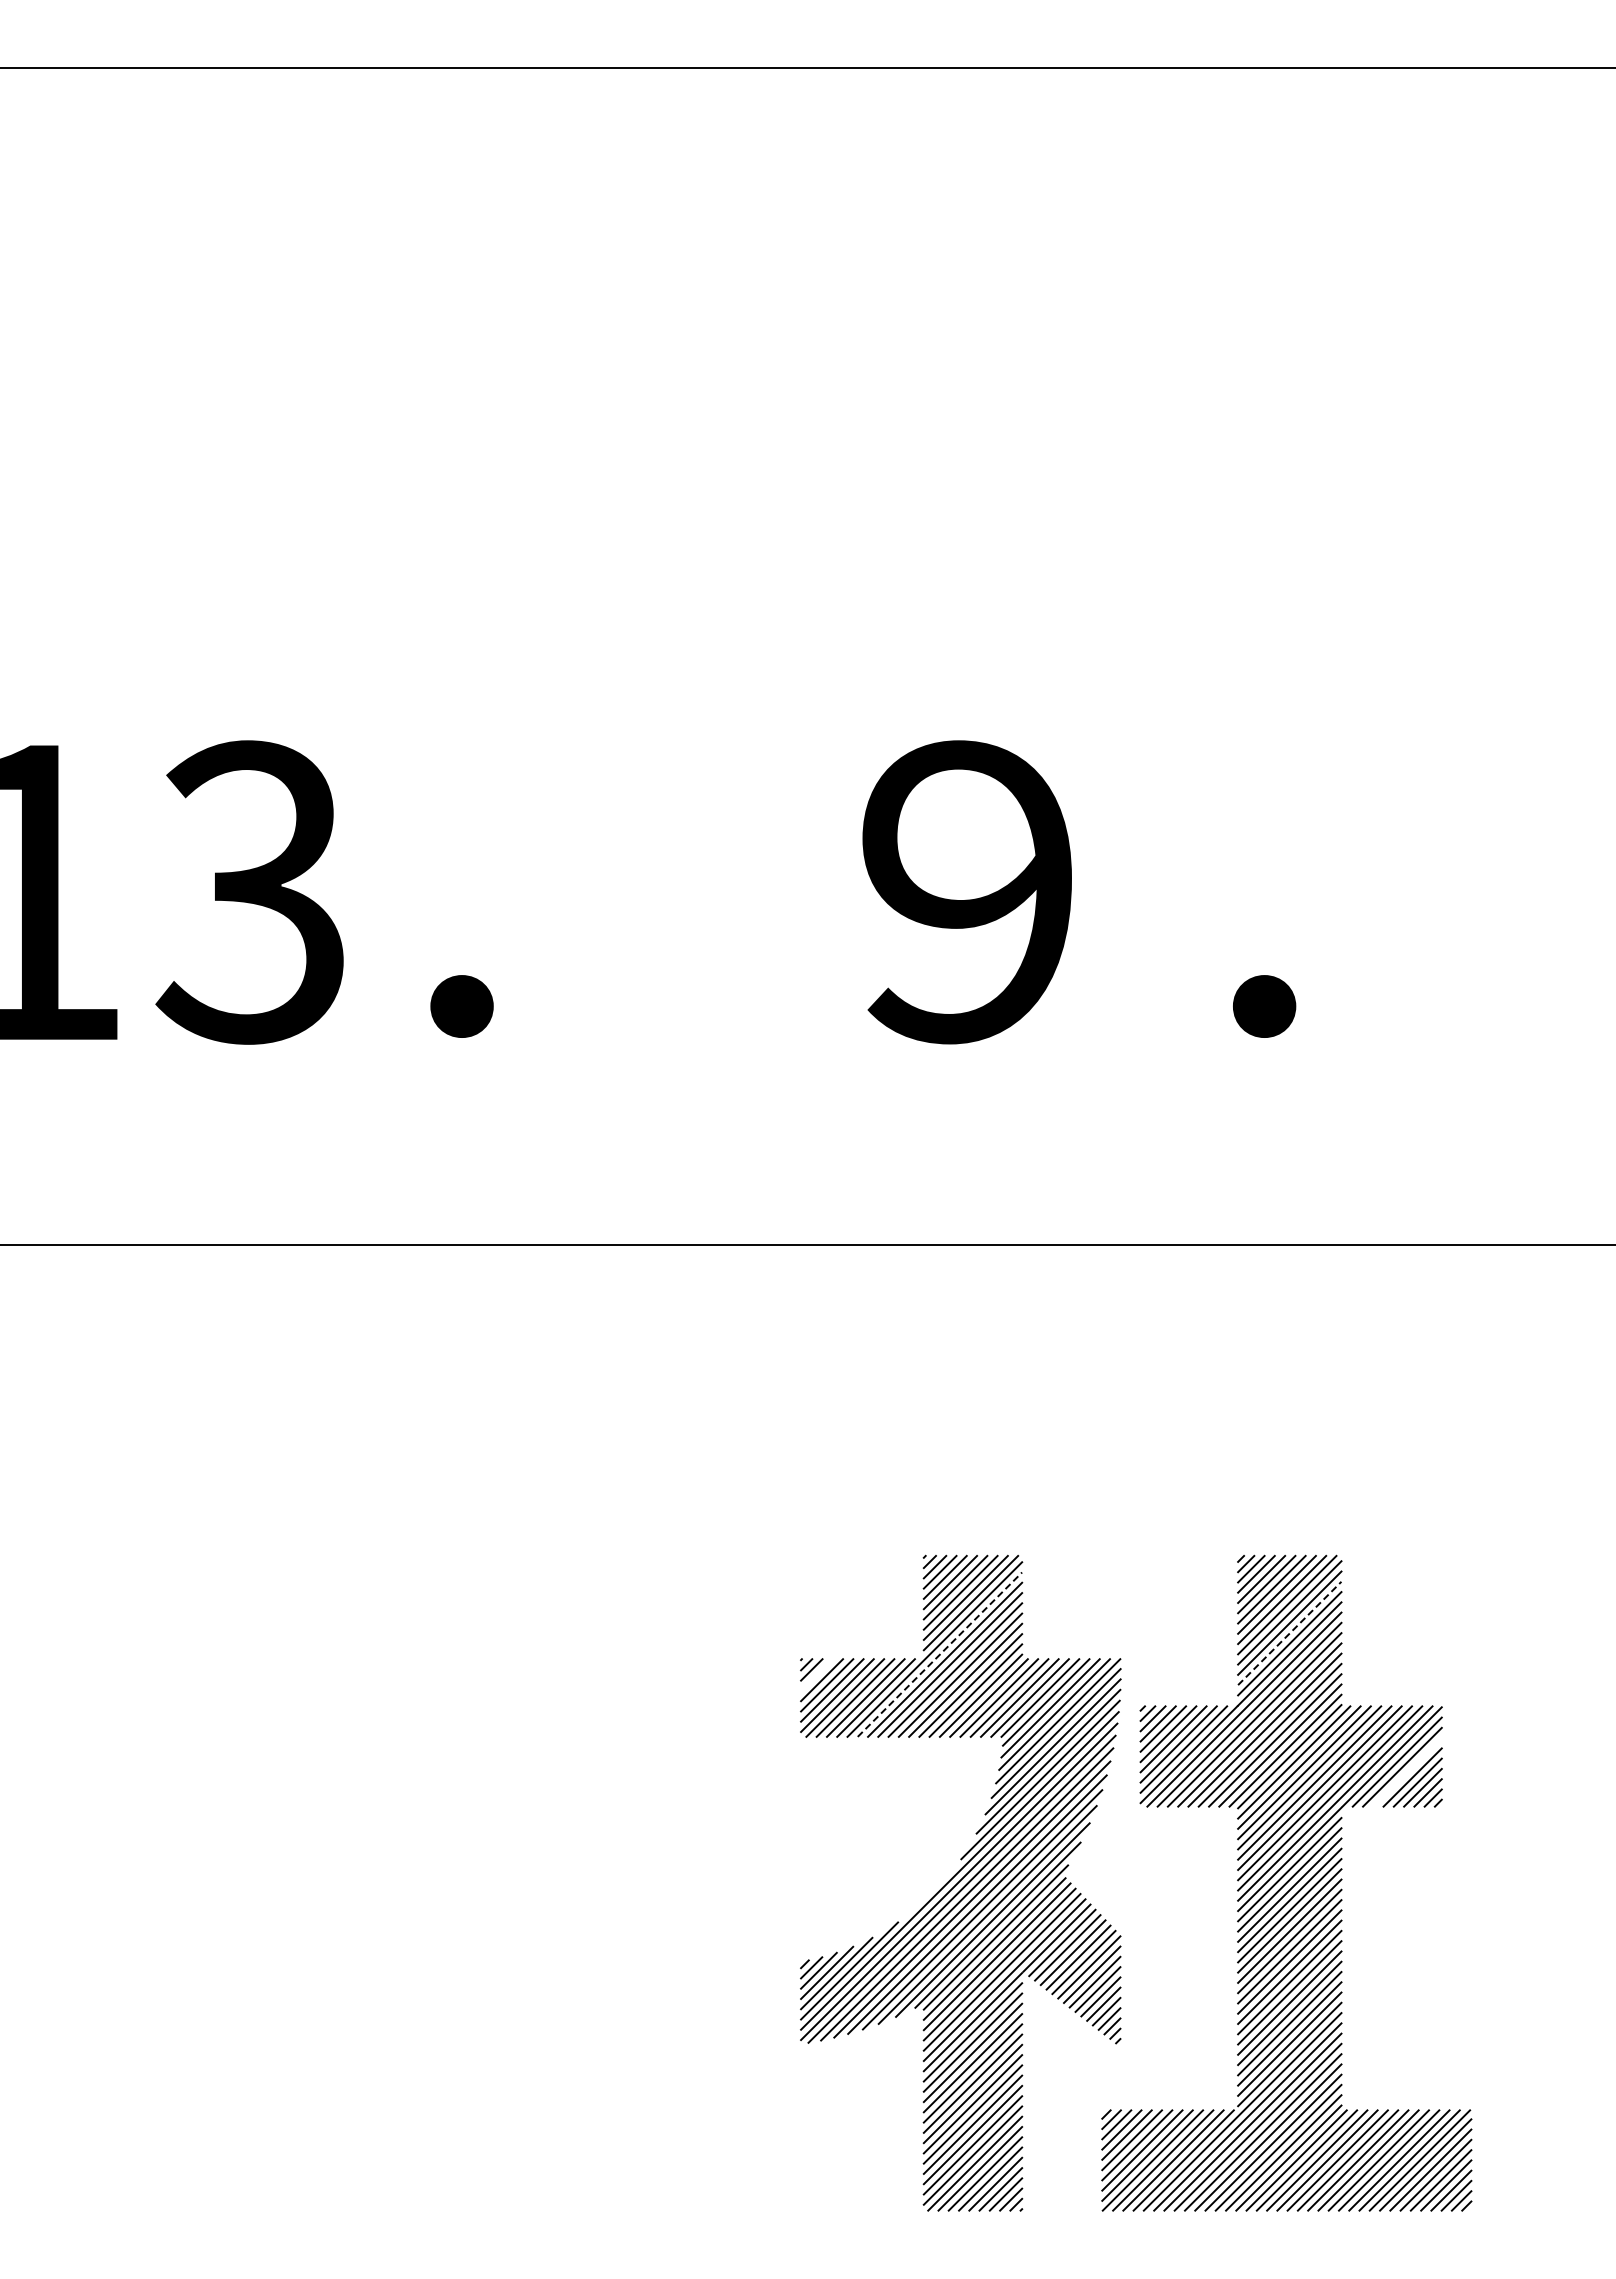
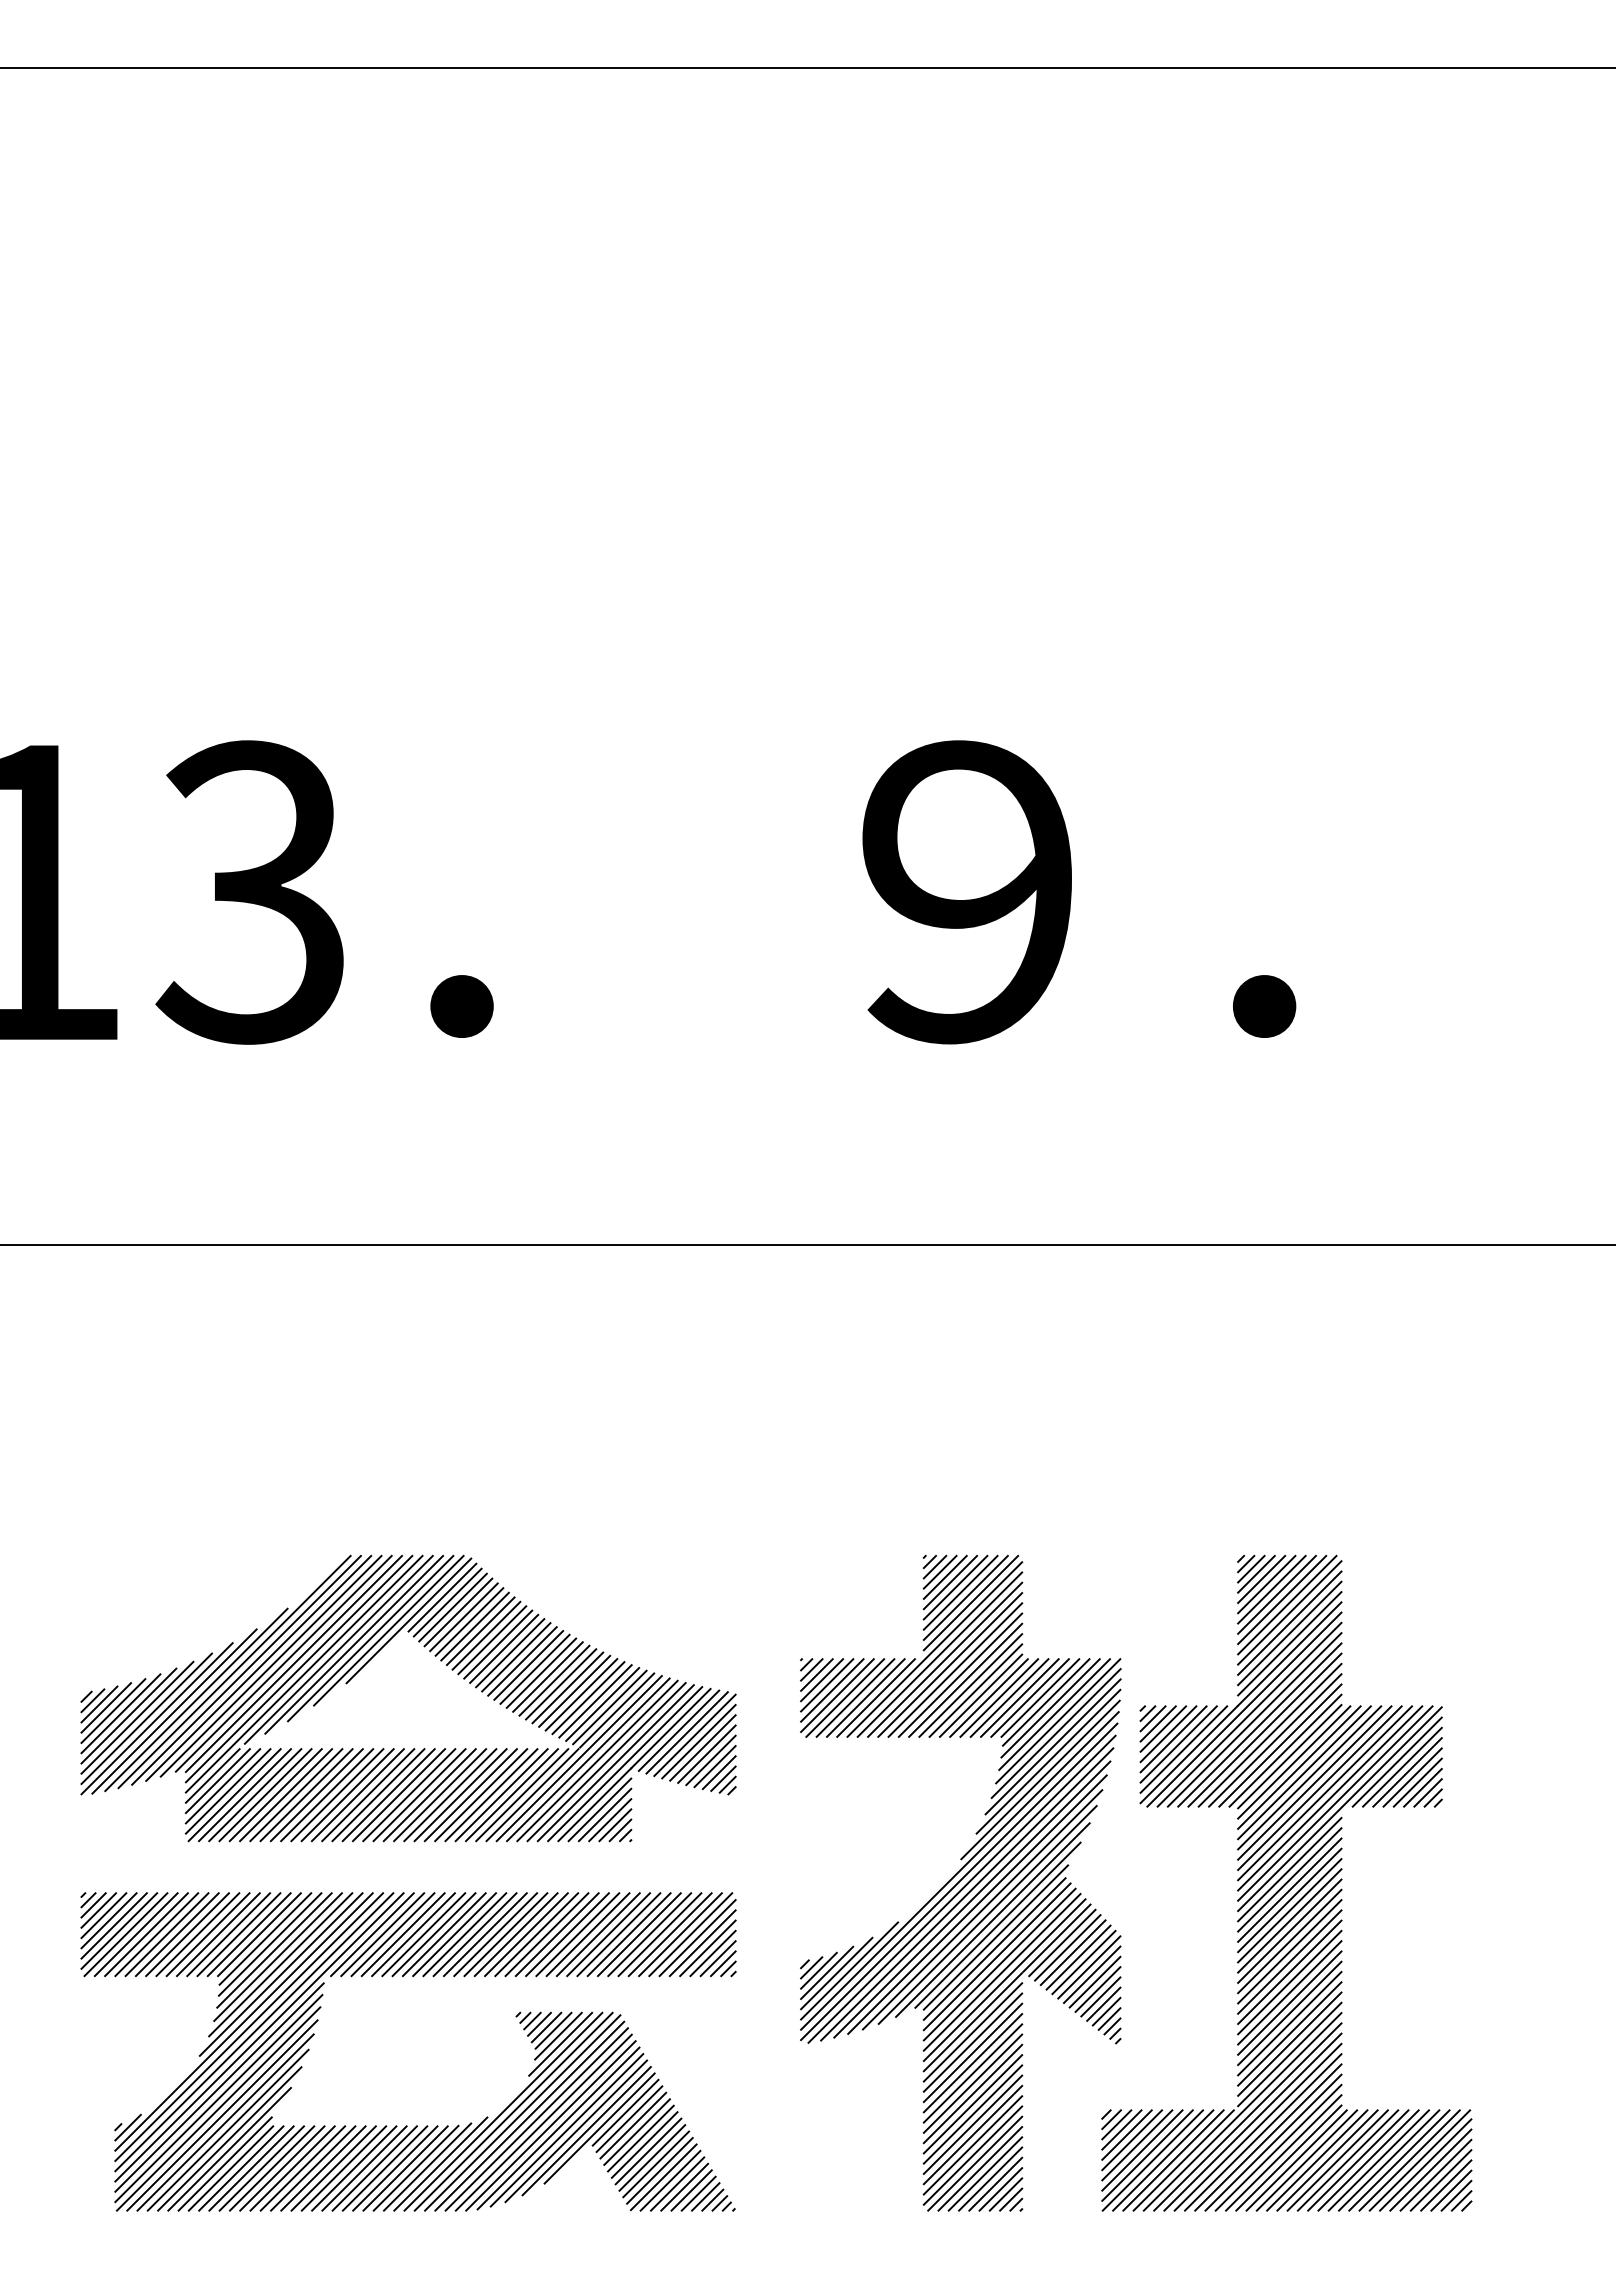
line: dashed -> solid (1290, 1633)
line: dashed -> solid (940, 1654)
part: none -> present (440, 1661)
line: none -> present (816, 1674)
line: none -> present (1407, 1772)
part: none -> present (407, 2125)
